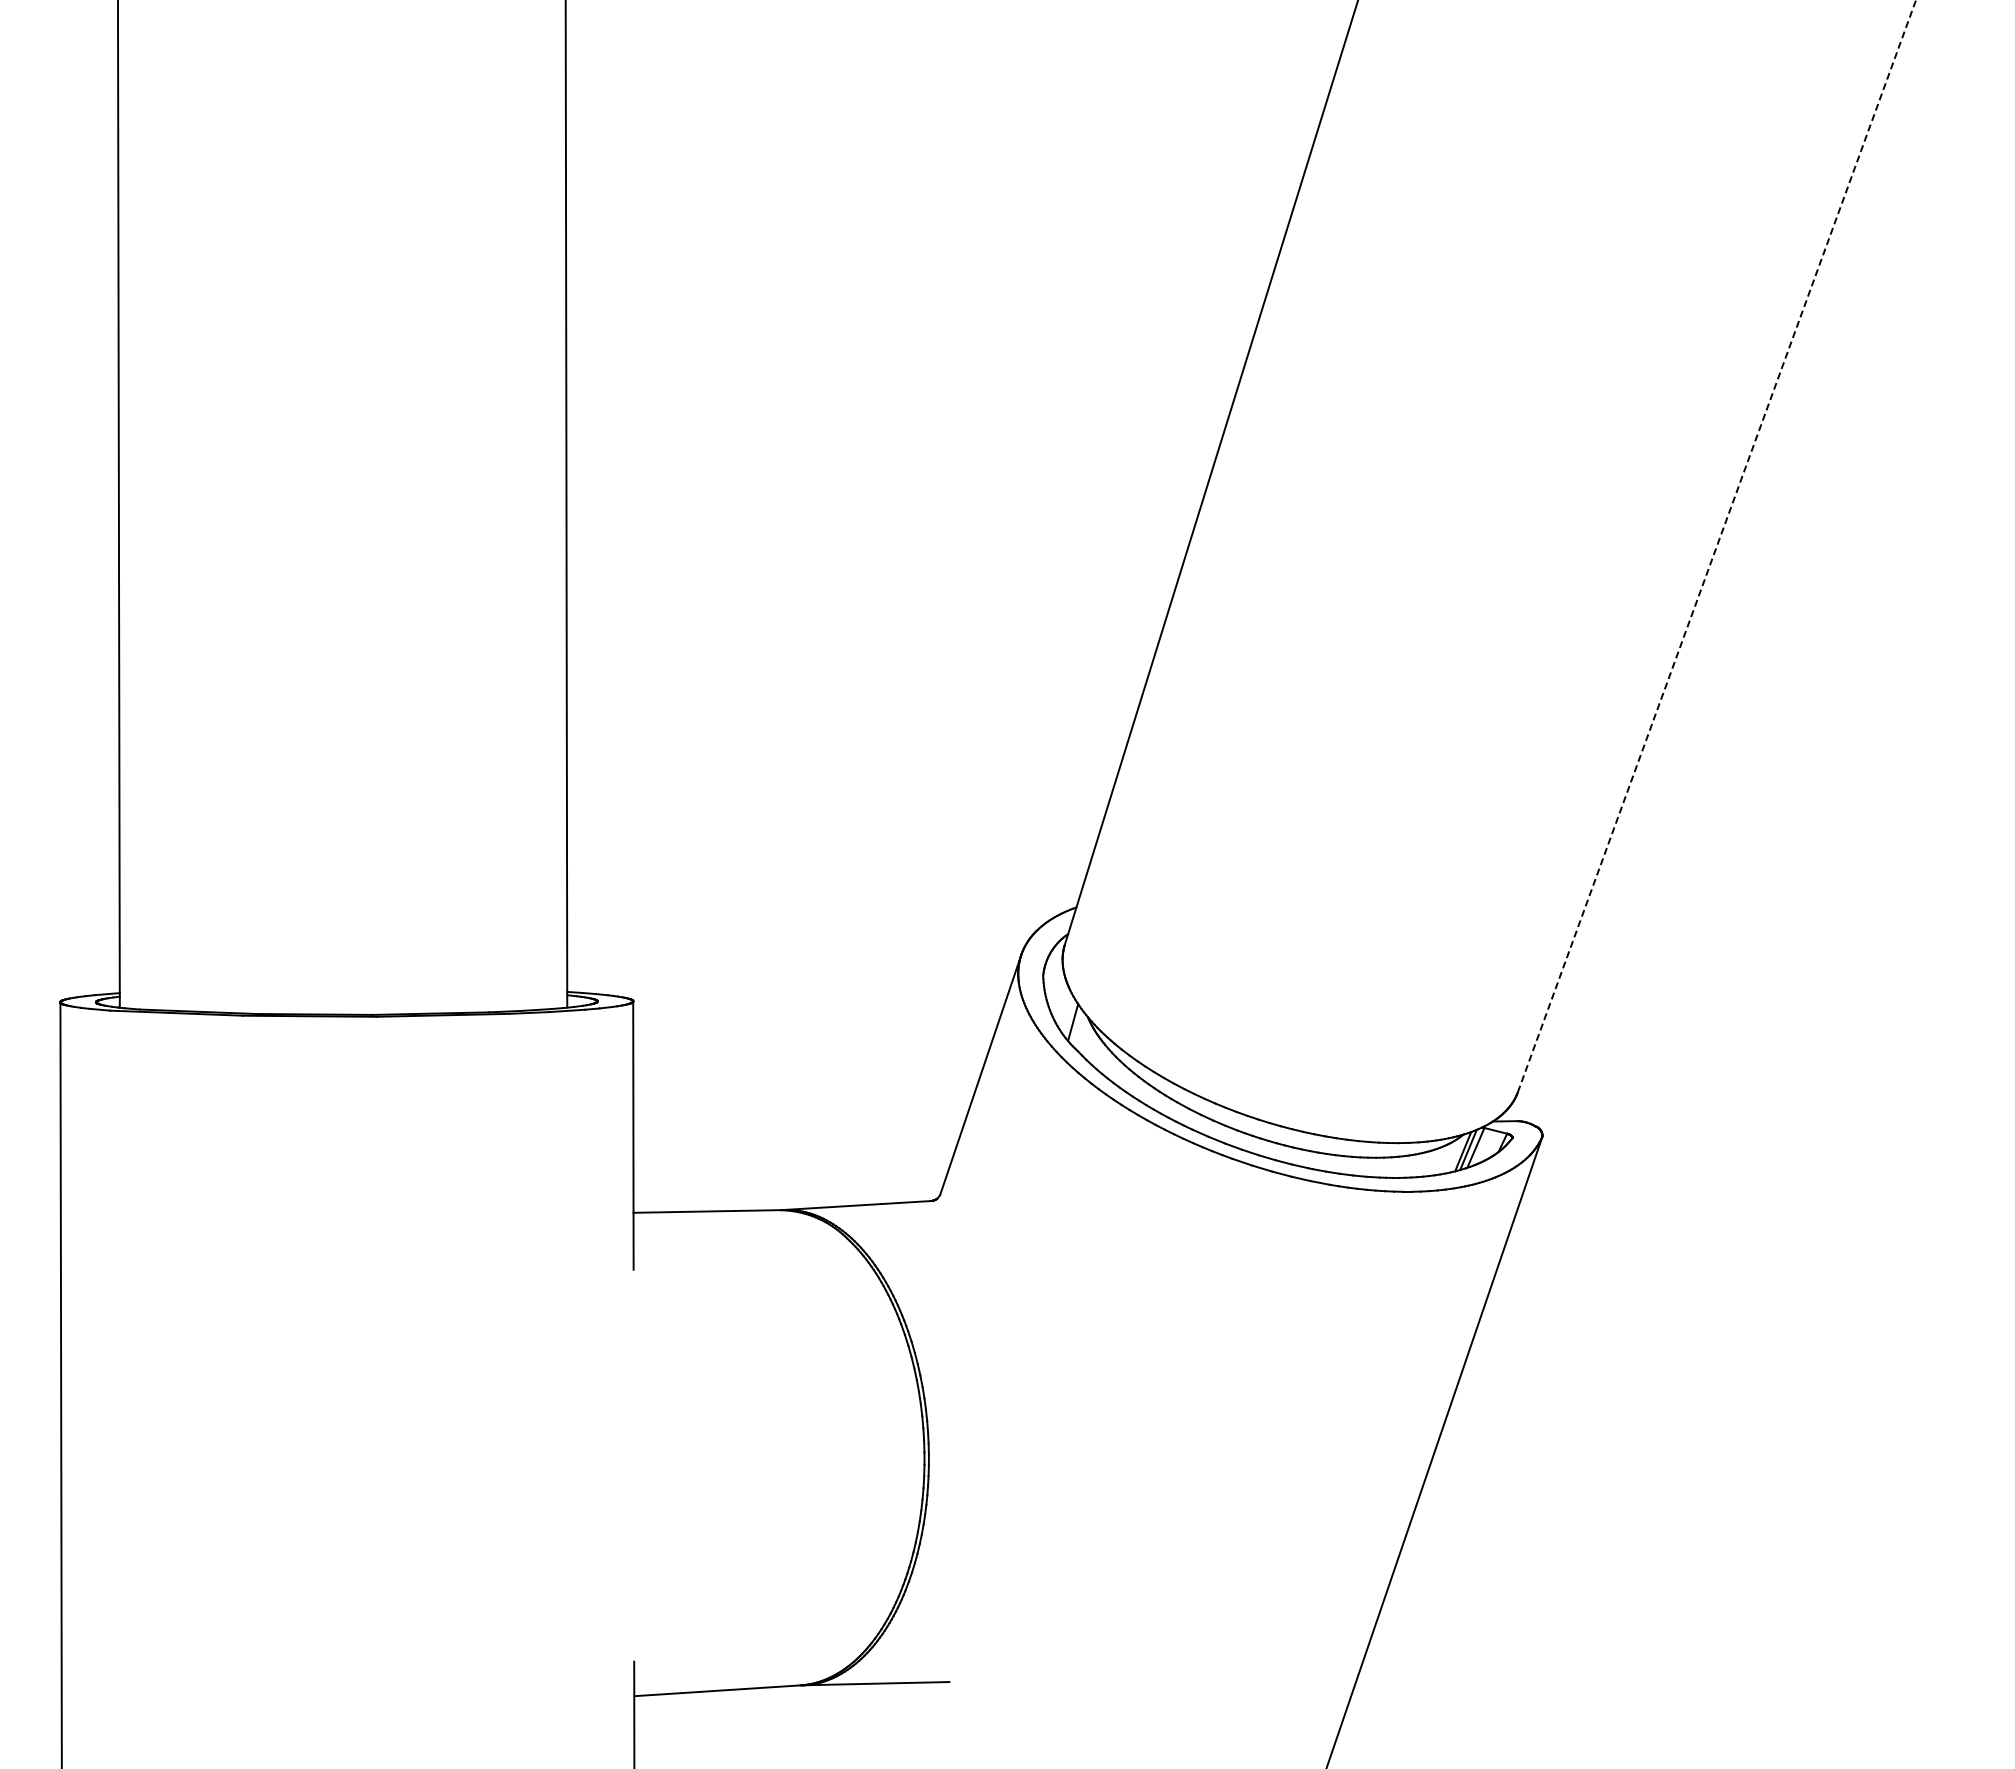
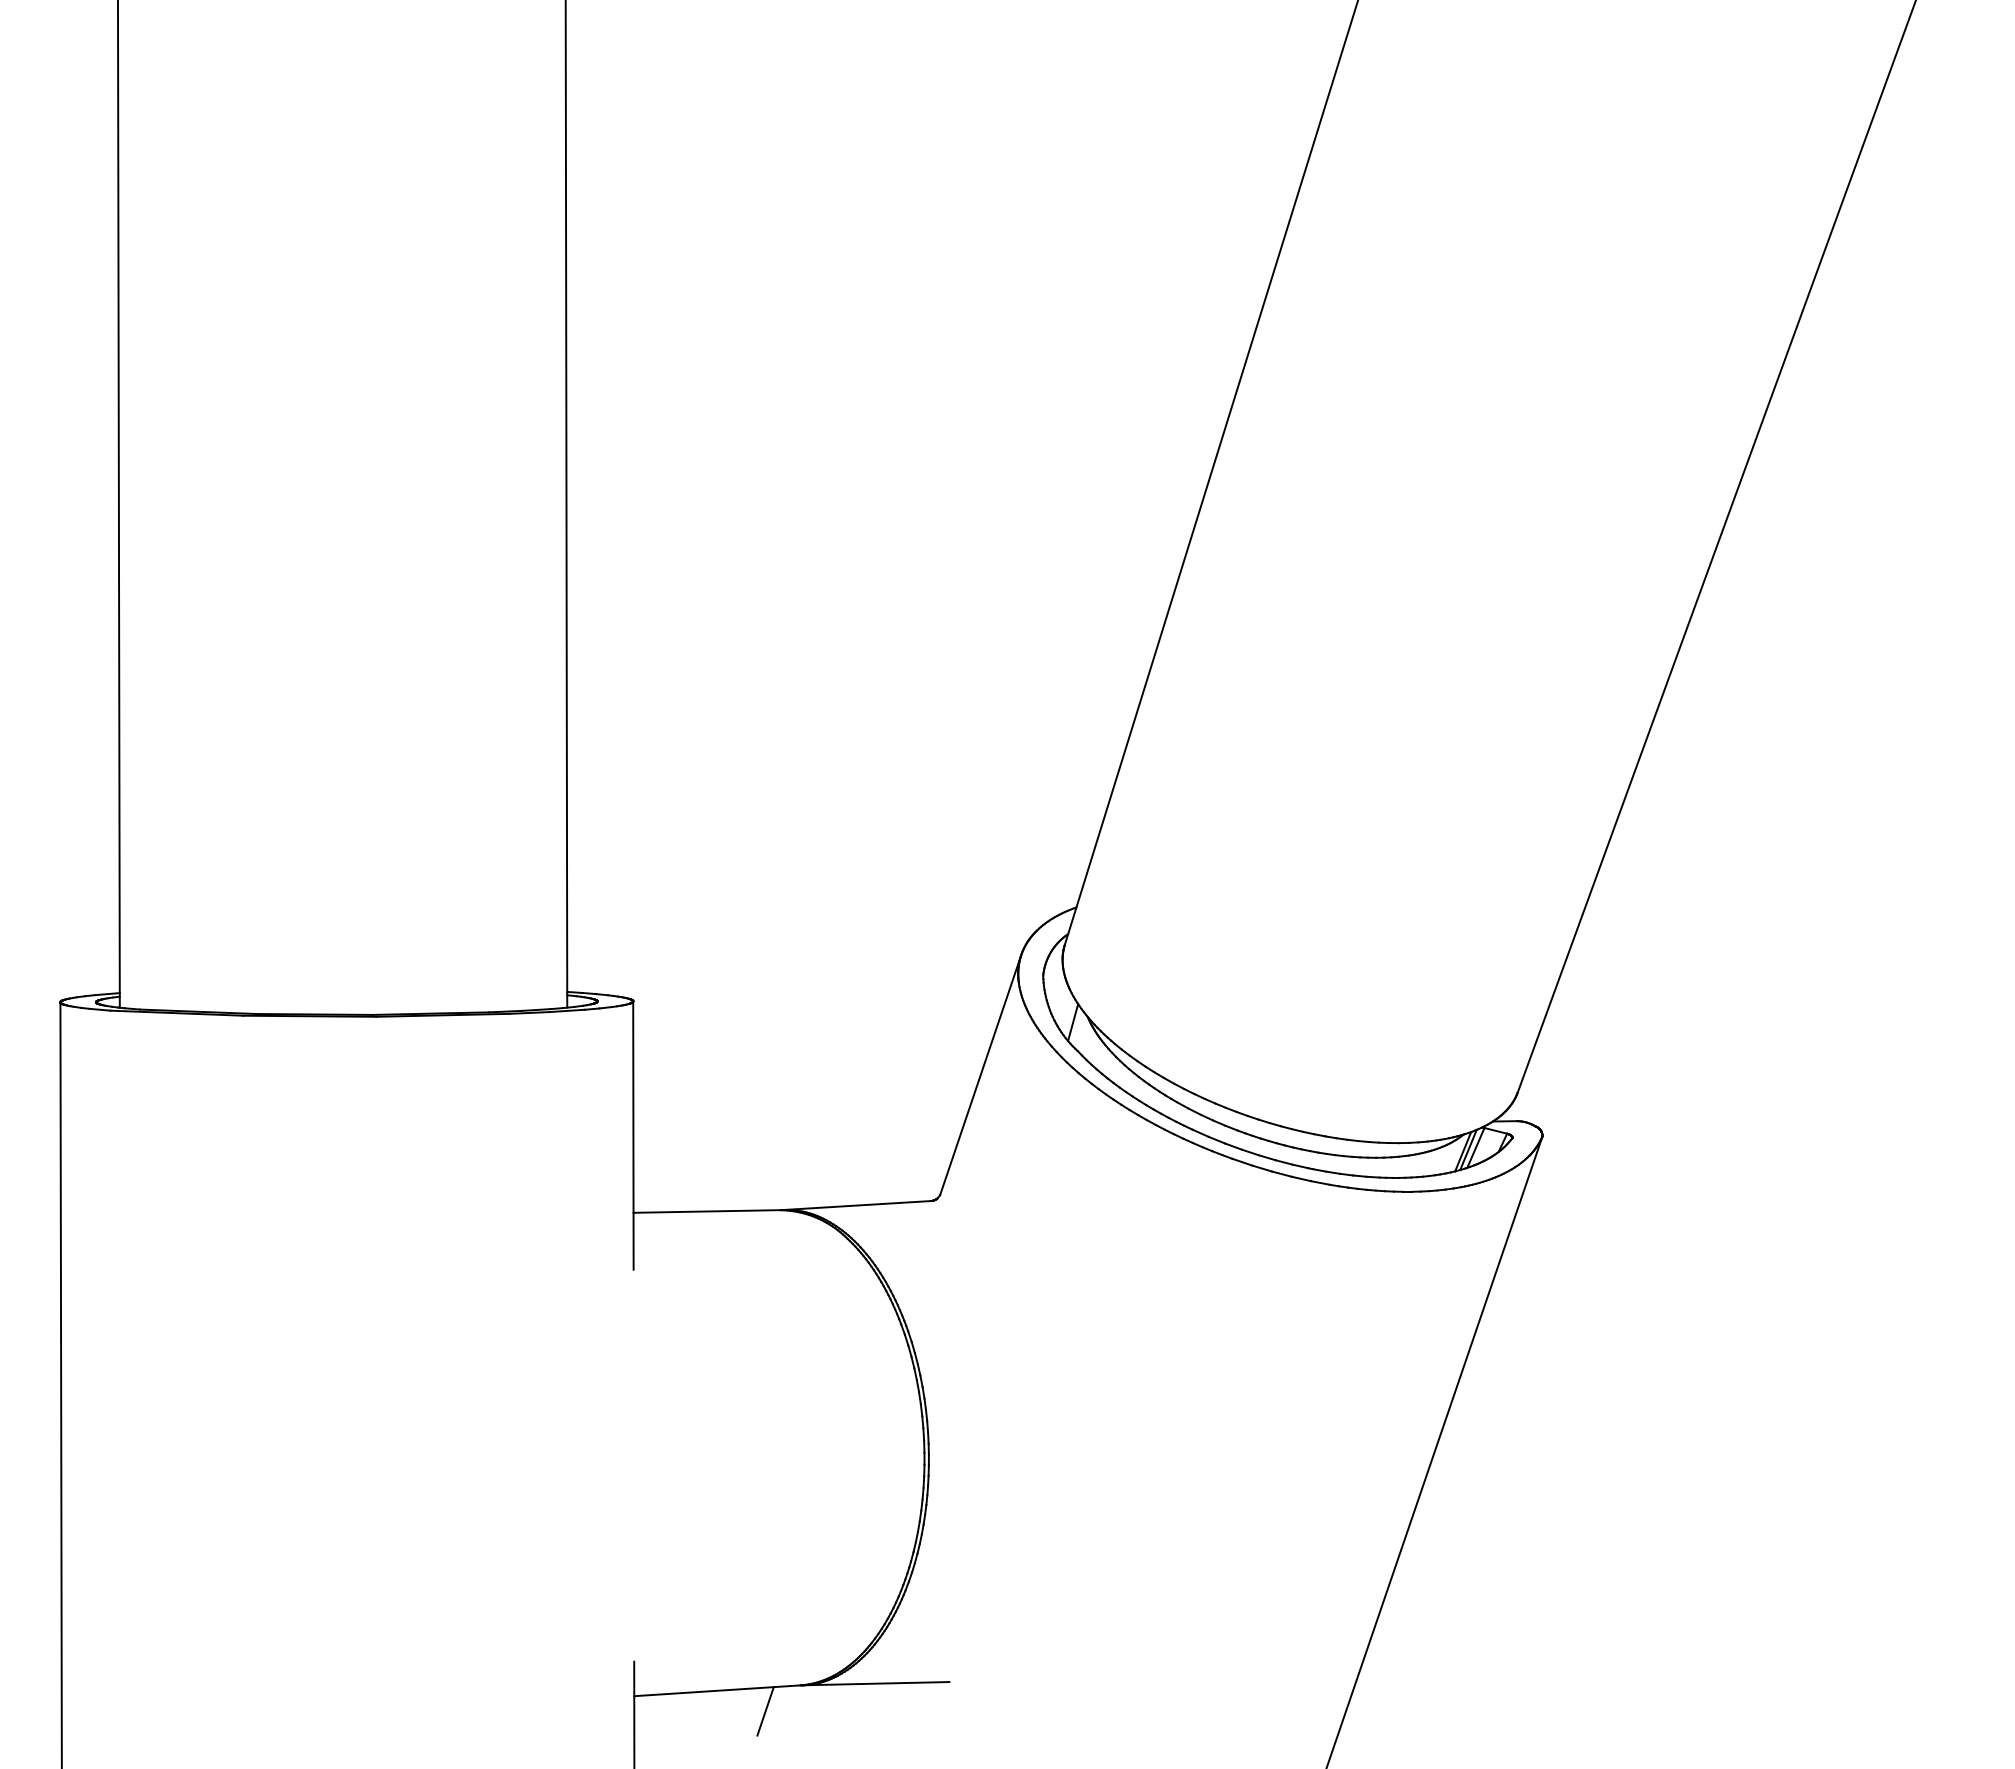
line: dashed -> solid (1716, 546)
line: none -> present (765, 1711)
